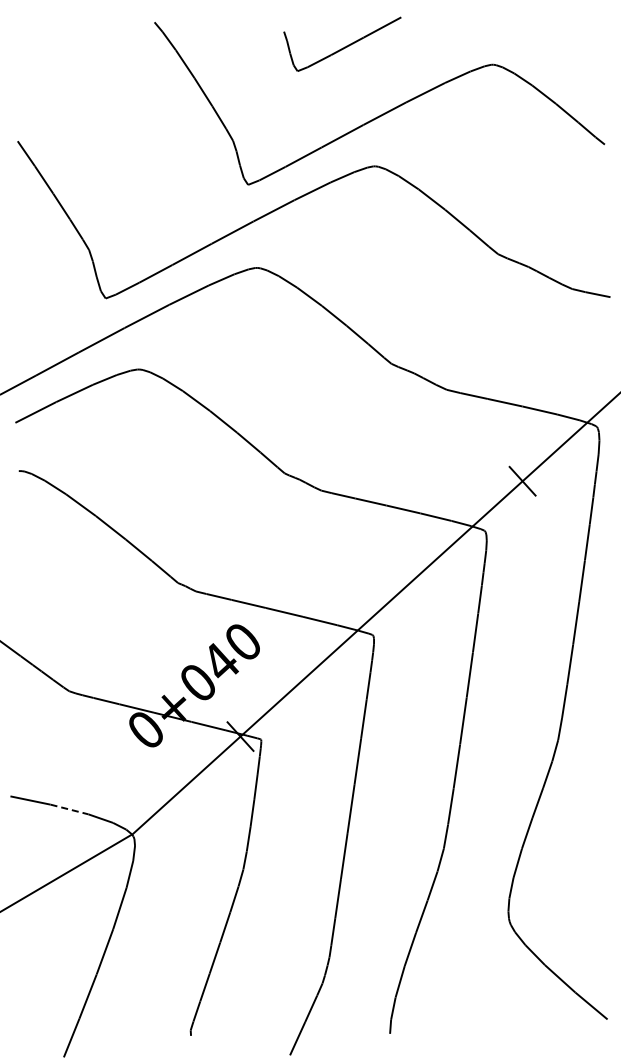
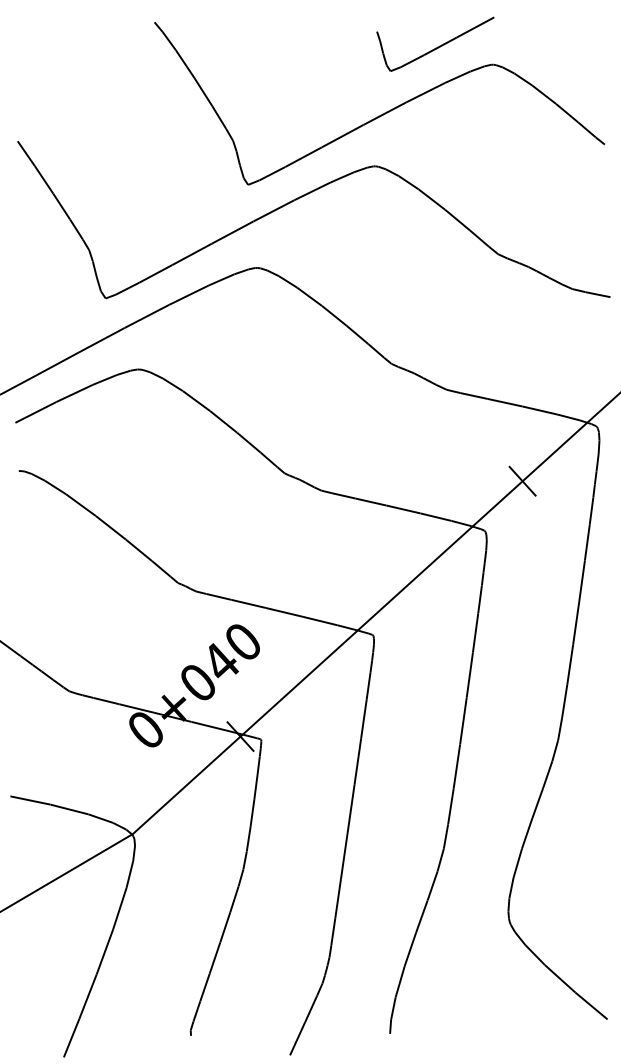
part position: (342, 43) -> (435, 43) (435, 43)
line: dashed -> solid (69, 809)
